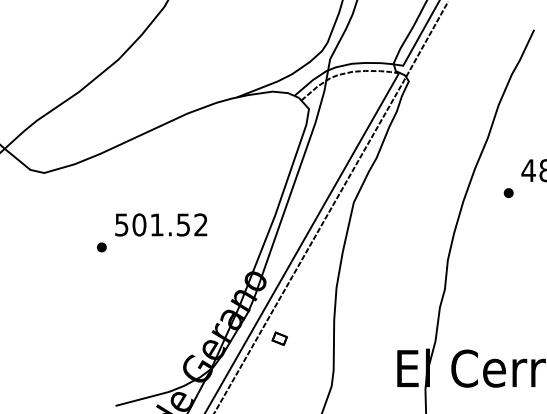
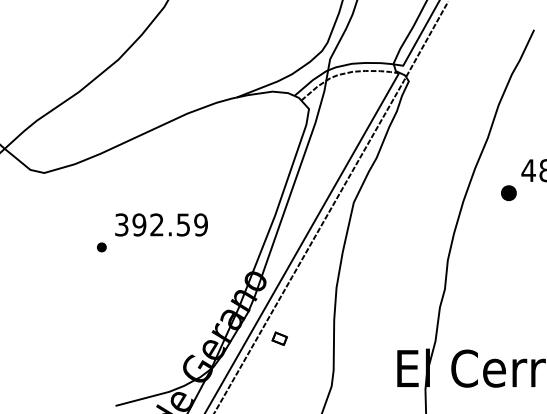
part size: 11x10 px -> 16x16 px (508, 192)
text: 501.52 -> 392.59 (161, 224)
